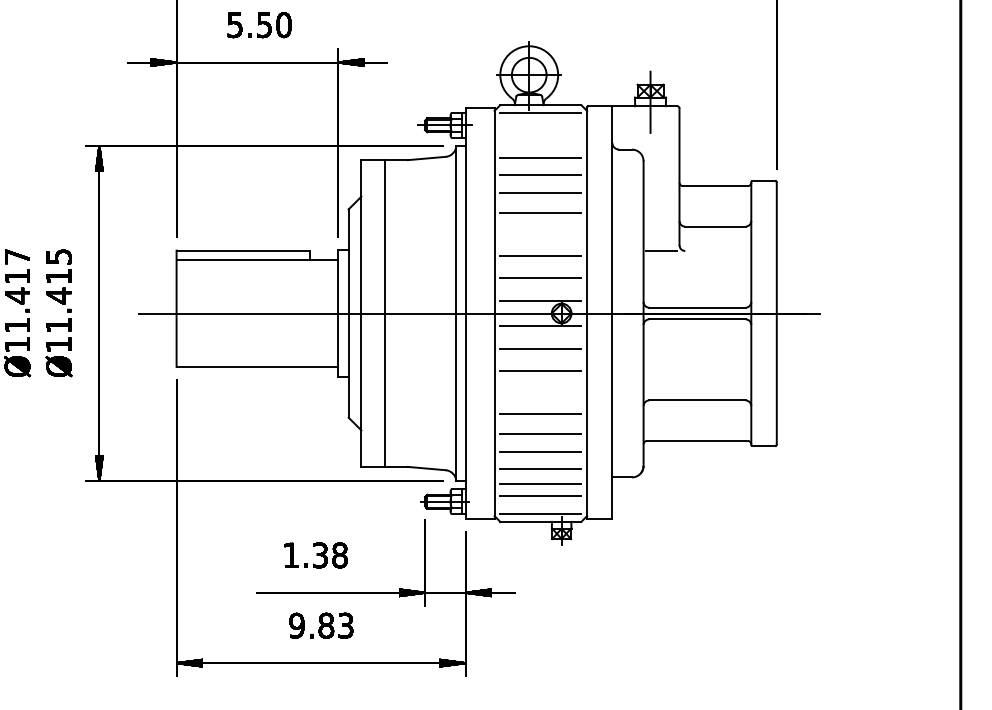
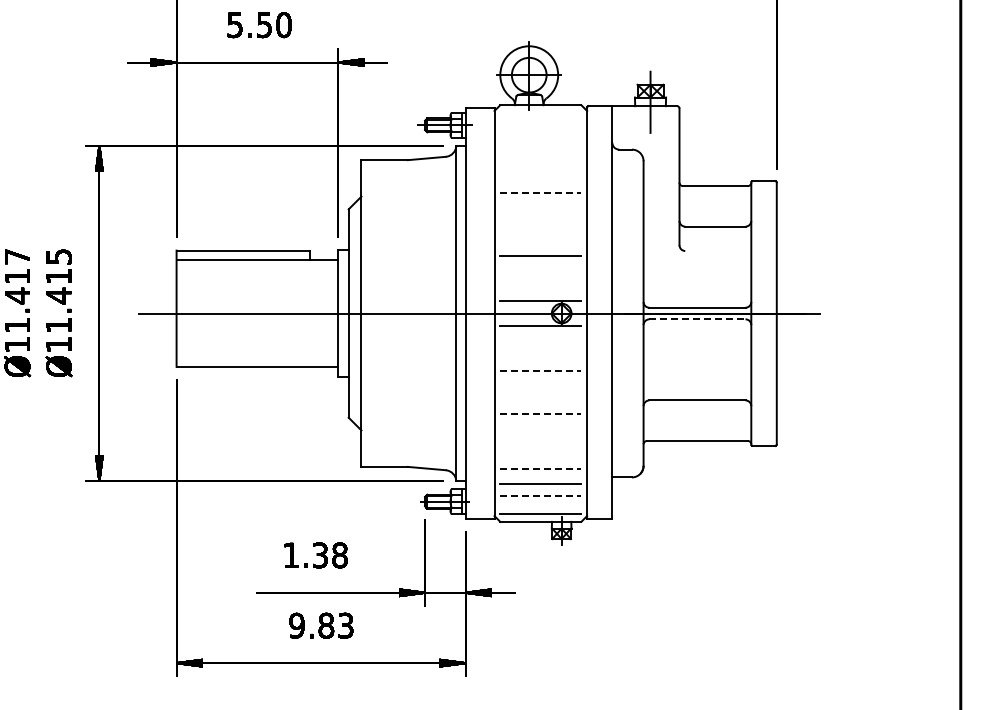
line: present -> none (540, 113)
line: present -> none (540, 157)
line: present -> none (540, 174)
line: solid -> dashed (540, 193)
line: present -> none (540, 212)
line: present -> none (661, 251)
line: present -> none (540, 278)
line: present -> none (384, 313)
line: solid -> dashed (697, 319)
line: present -> none (540, 348)
line: solid -> dashed (540, 371)
line: solid -> dashed (540, 414)
line: present -> none (540, 433)
line: present -> none (540, 452)
line: solid -> dashed (540, 469)
line: solid -> dashed (540, 495)
